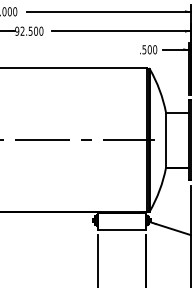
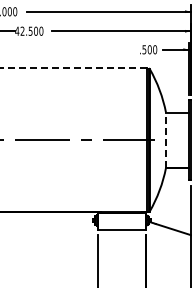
text: 92.500 -> 42.500 (17, 30)
line: solid -> dashed (73, 68)
line: solid -> dashed (166, 140)
